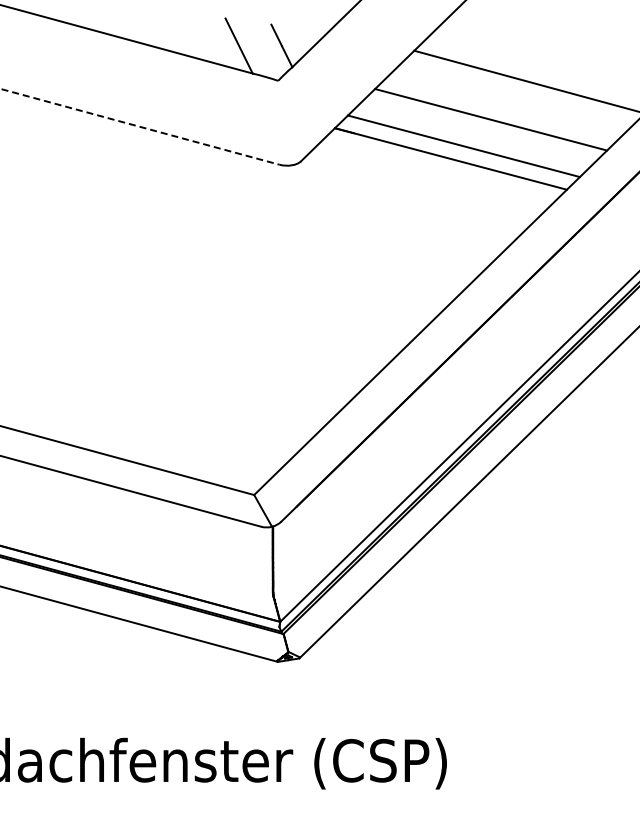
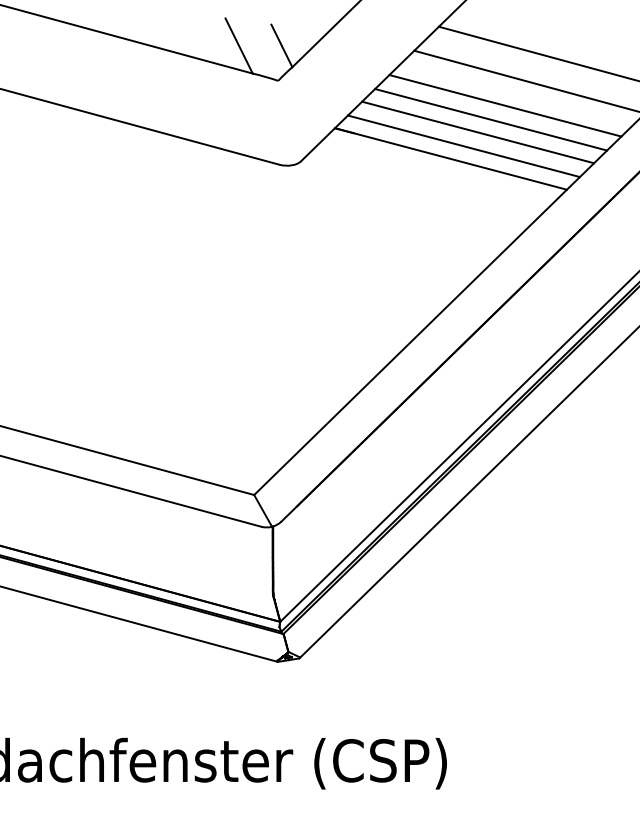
line: none -> present (537, 53)
line: none -> present (505, 105)
line: dashed -> solid (139, 126)
line: none -> present (478, 132)
